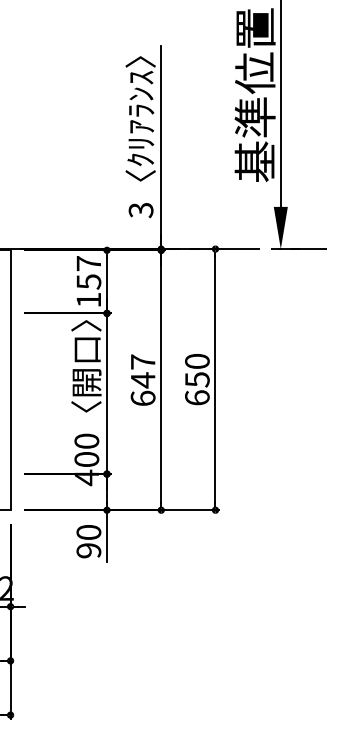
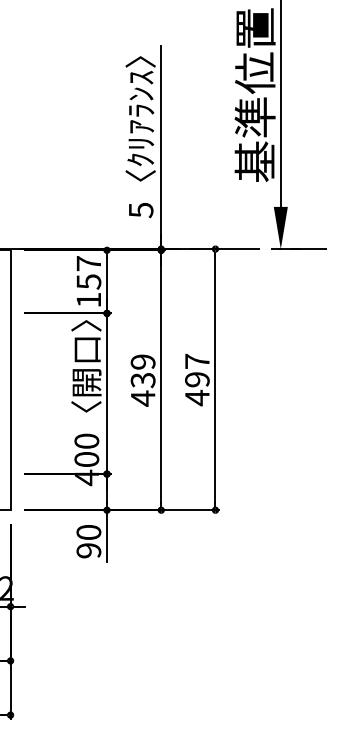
text: 3 -> 5 (140, 209)
text: 650 -> 497 (197, 379)
text: 647 -> 439 (142, 380)
